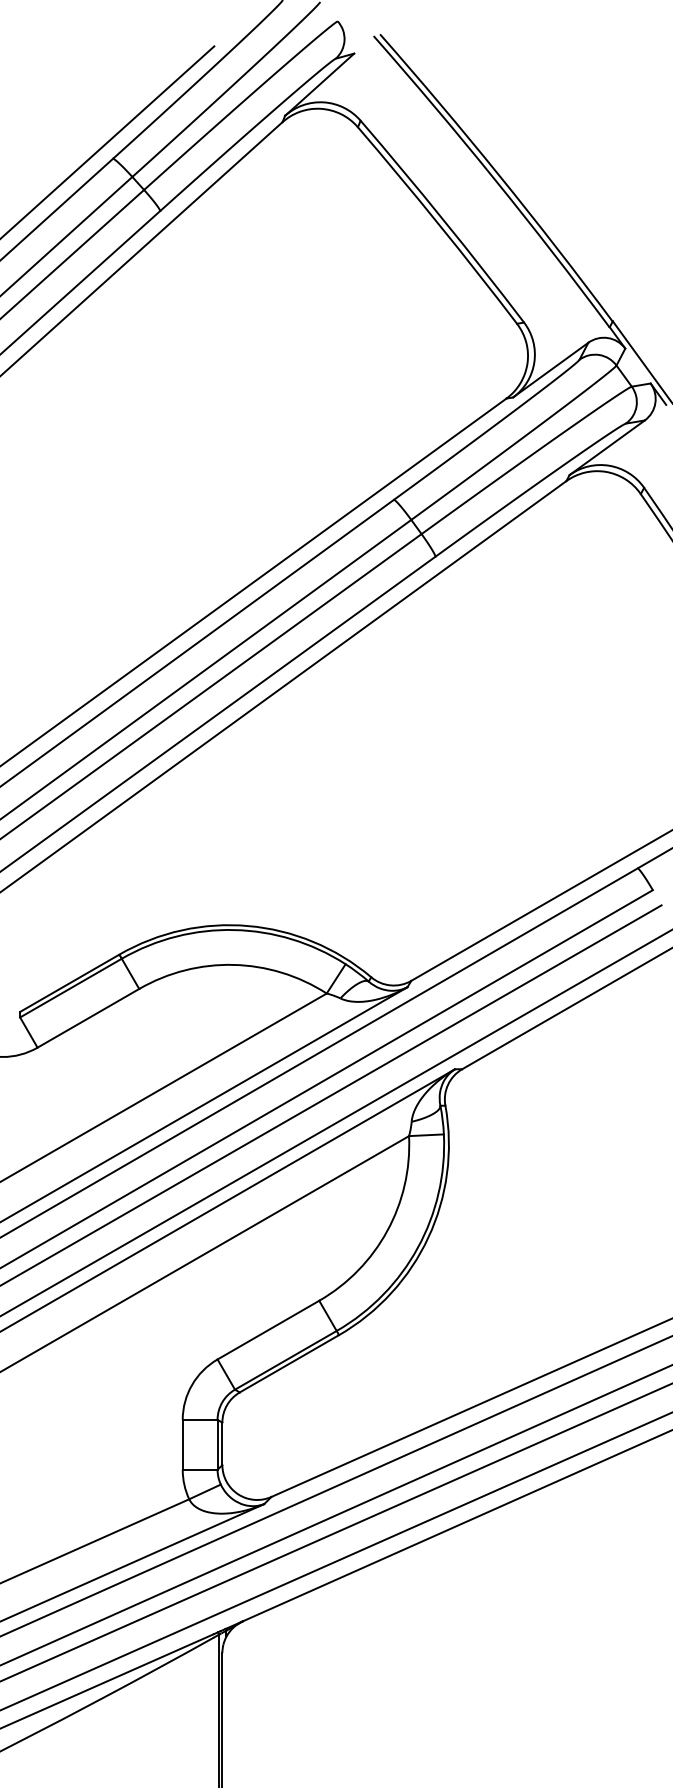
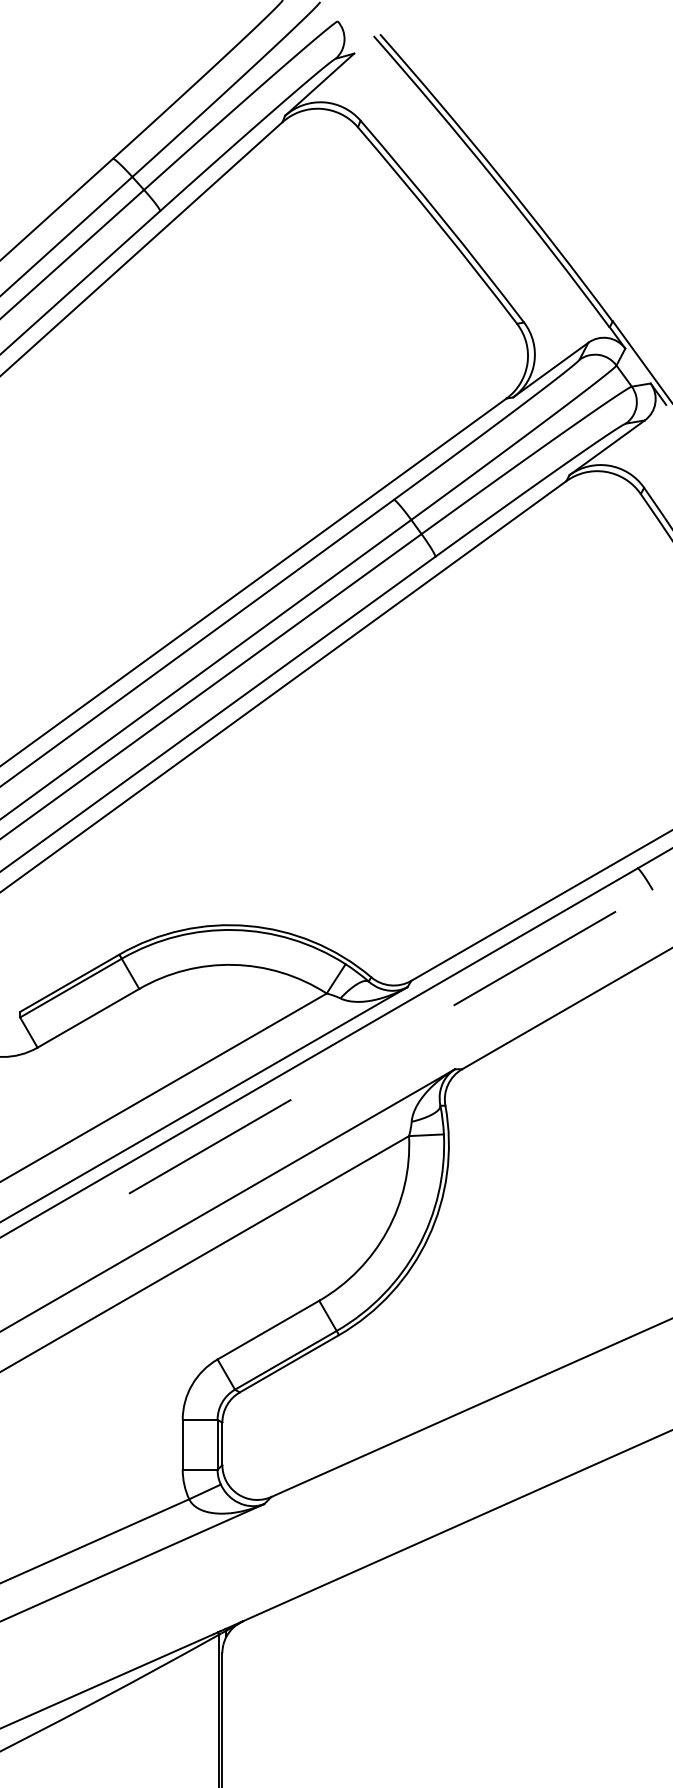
line: present -> none (108, 141)
line: solid -> dashed (326, 1079)
line: present -> none (331, 1094)
line: present -> none (335, 1122)
line: present -> none (335, 1486)
line: present -> none (335, 1515)
line: present -> none (335, 1532)
line: present -> none (335, 1561)
